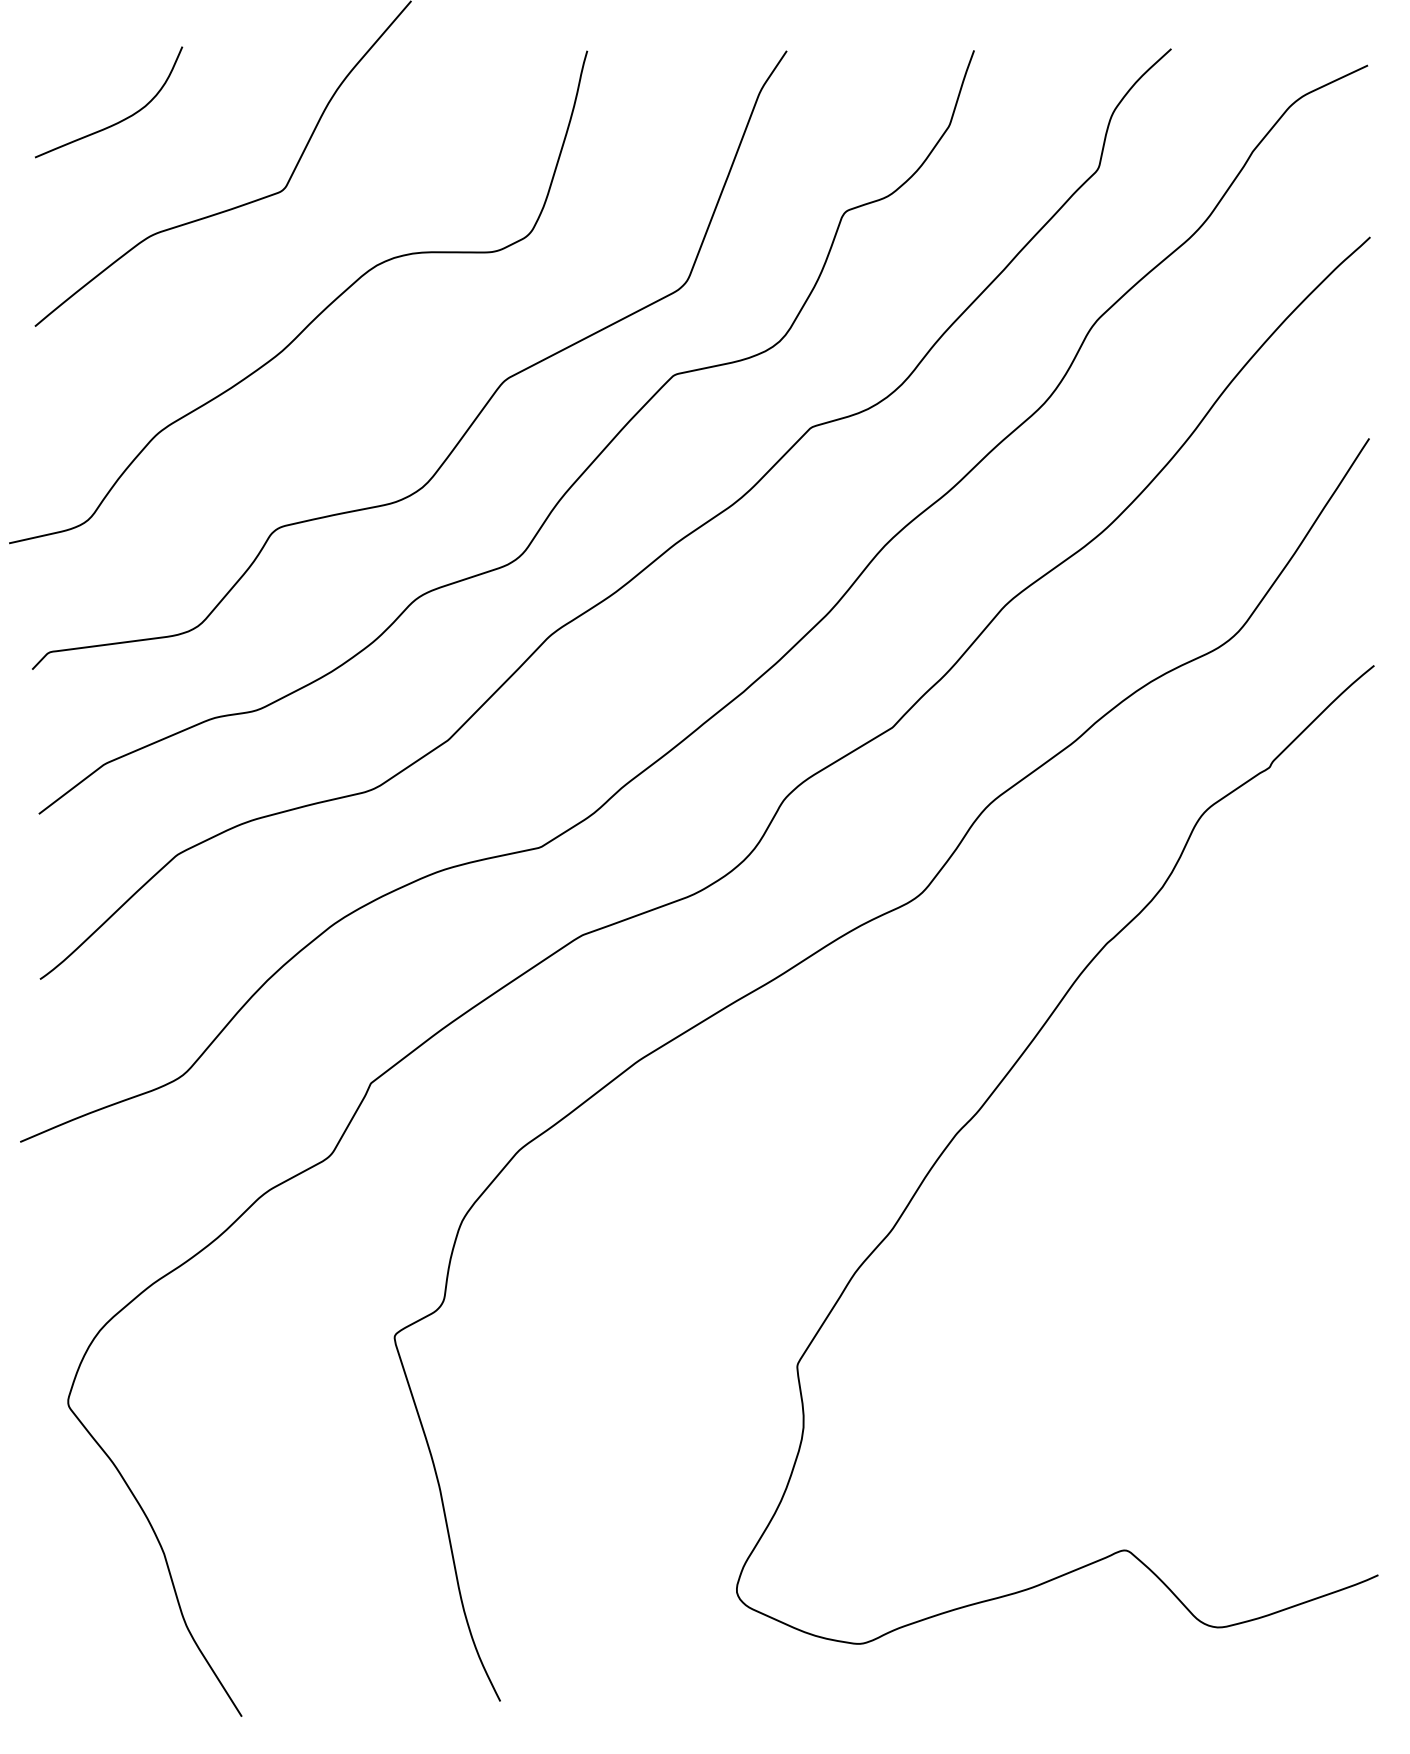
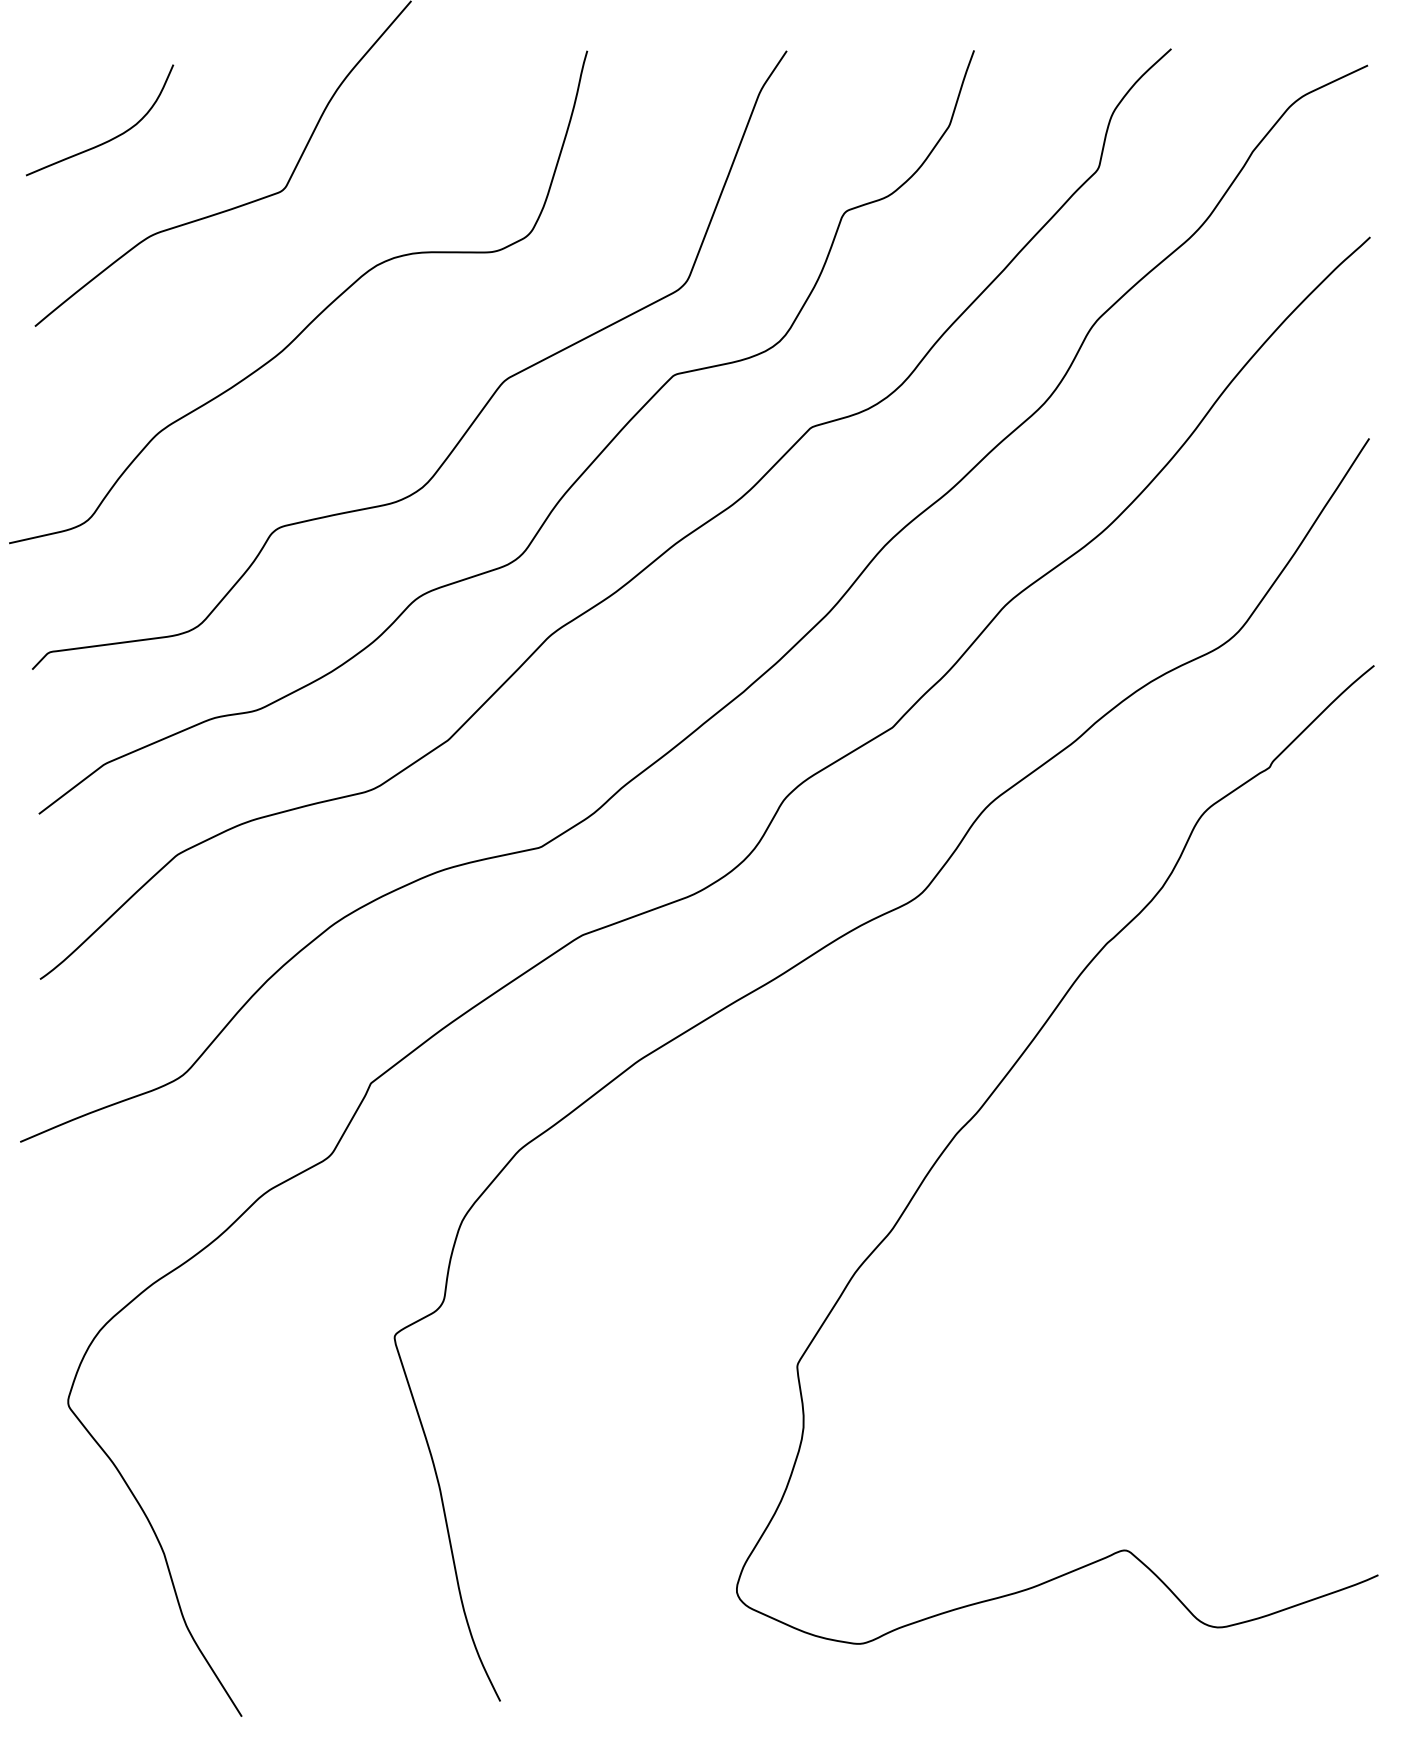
curve position: (118, 121) -> (109, 139) (109, 139)
